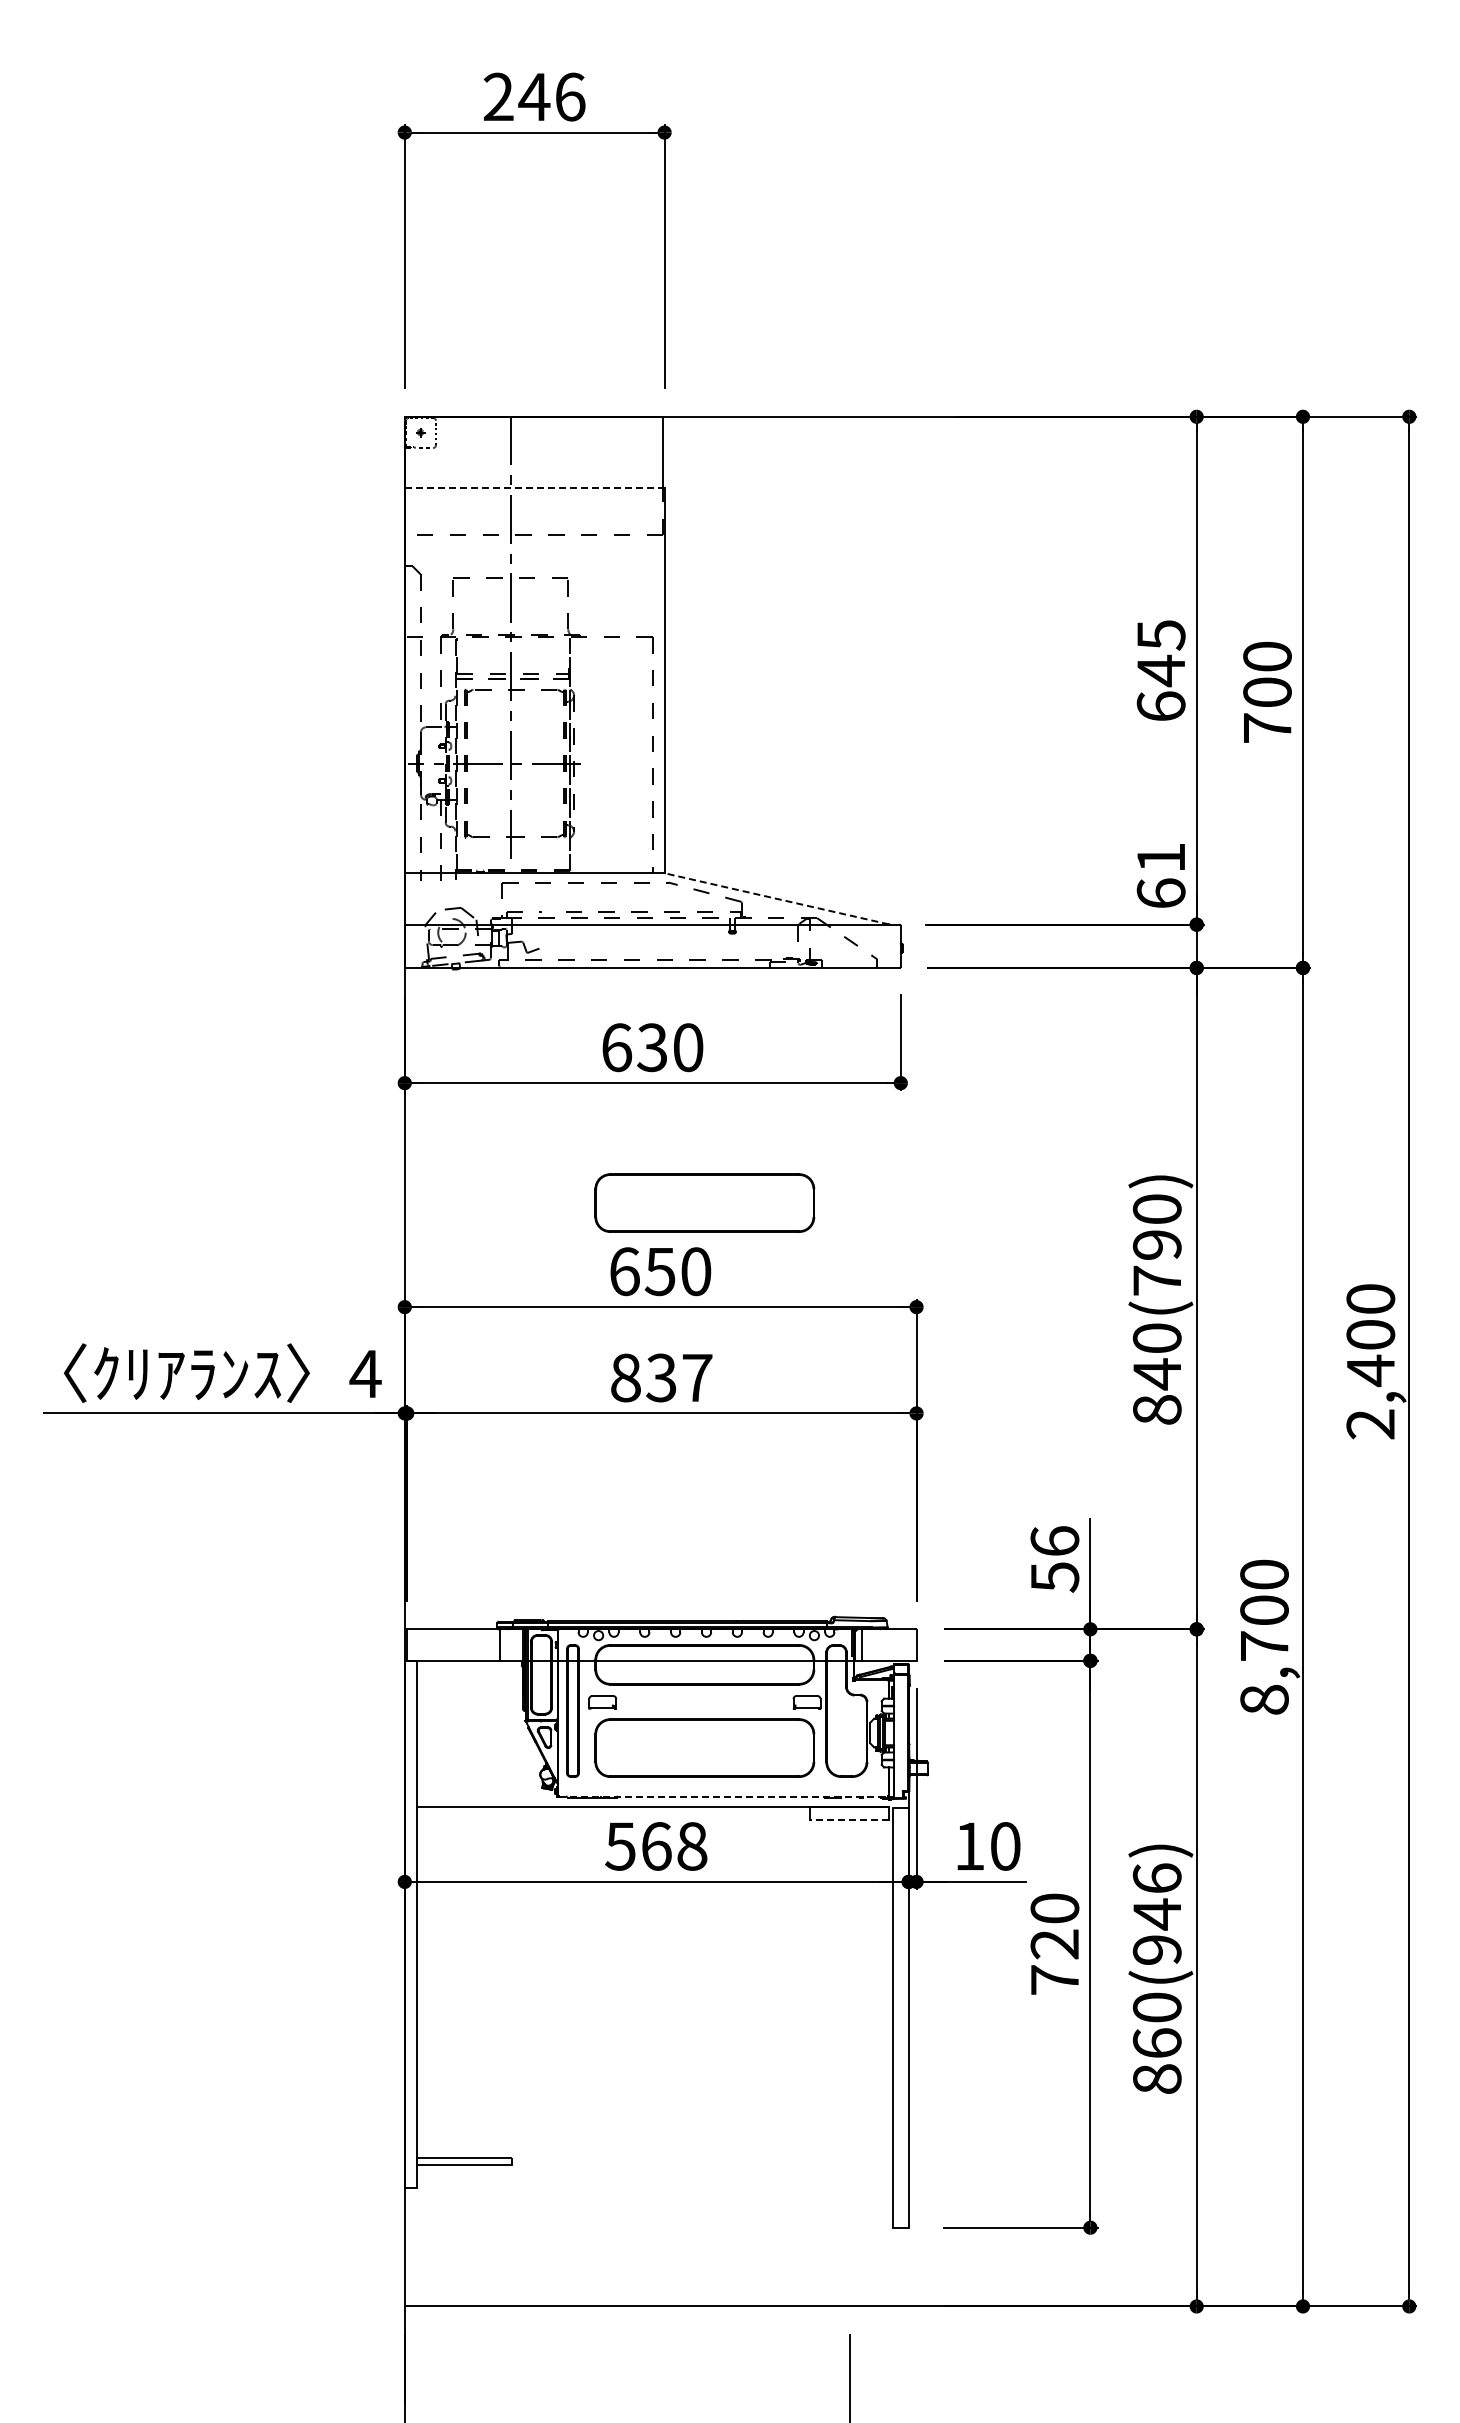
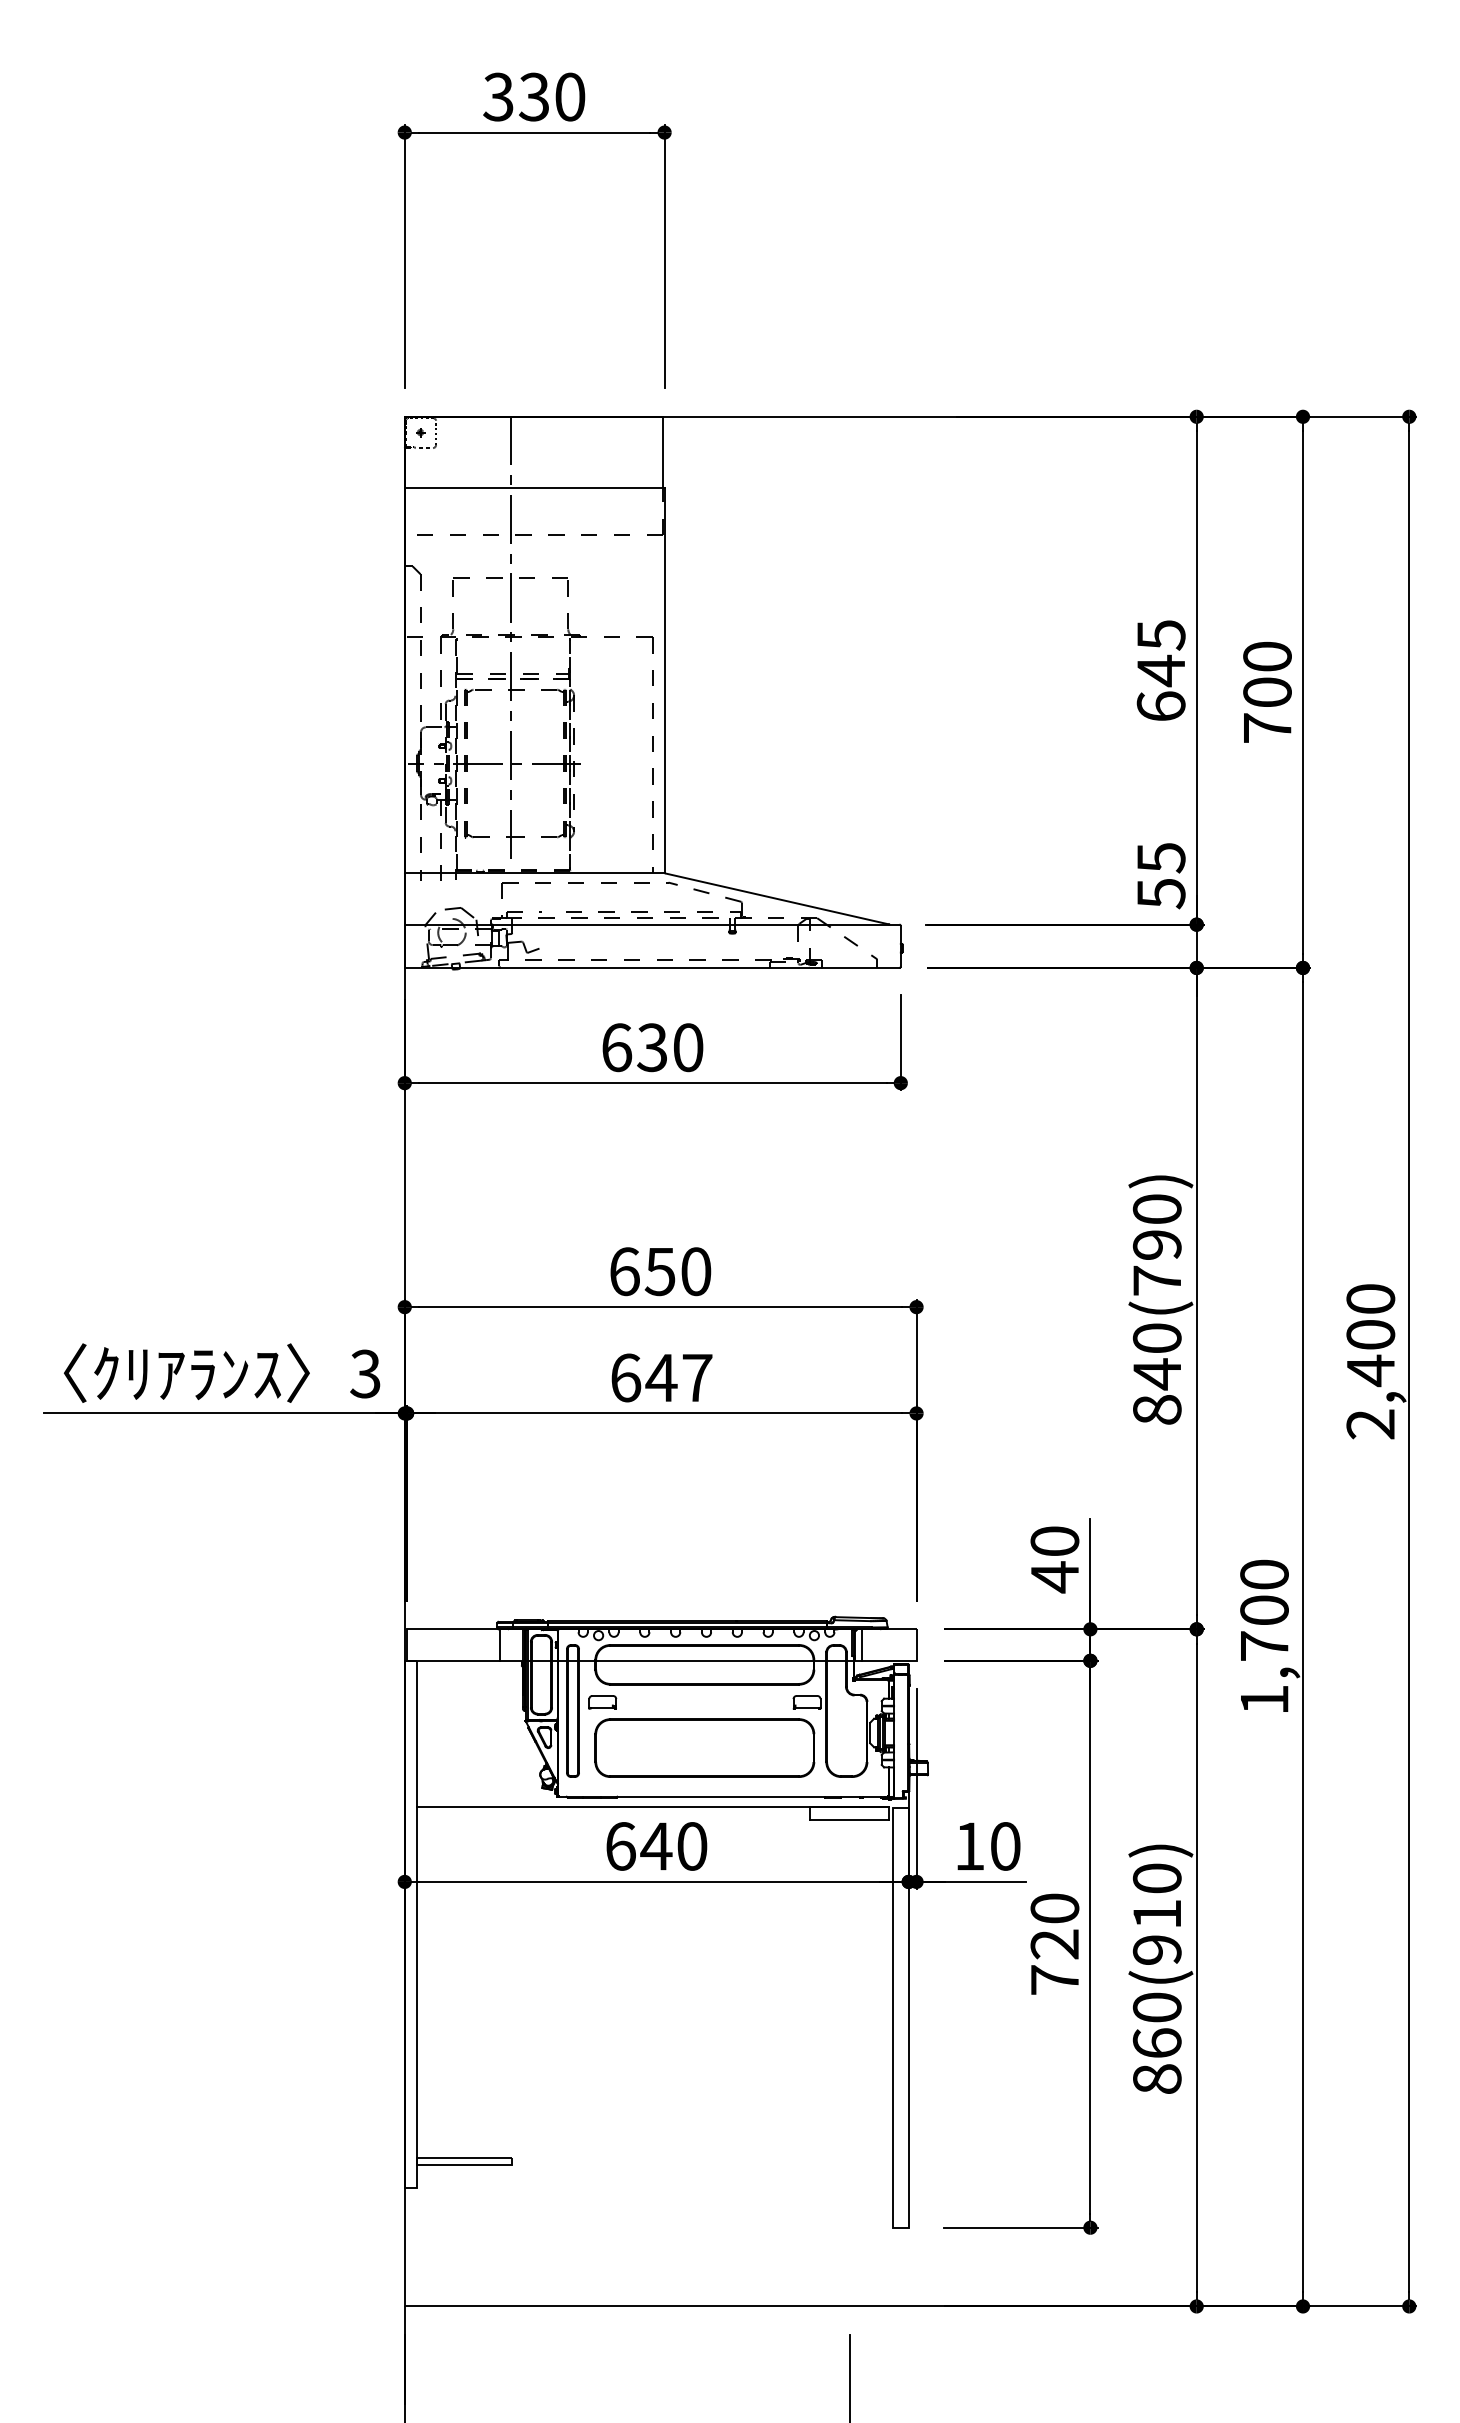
text: 246 -> 330 (534, 96)
line: dashed -> solid (534, 487)
text: 61 -> 55 (1160, 876)
line: dashed -> solid (777, 898)
part: present -> none (704, 1202)
text: 4 -> 3 (365, 1373)
text: 837 -> 647 (644, 1377)
text: 56 -> 40 (1054, 1559)
text: 8,700 -> 1,700 (1264, 1699)
line: dashed -> solid (723, 1796)
line: dashed -> solid (849, 1819)
text: 568 -> 640 (656, 1846)
text: 860(946) -> 860(910) (1156, 1896)
